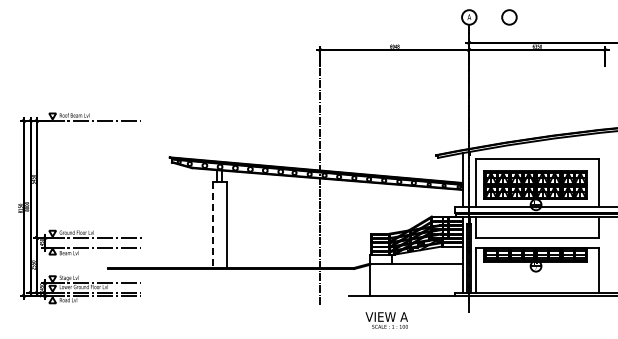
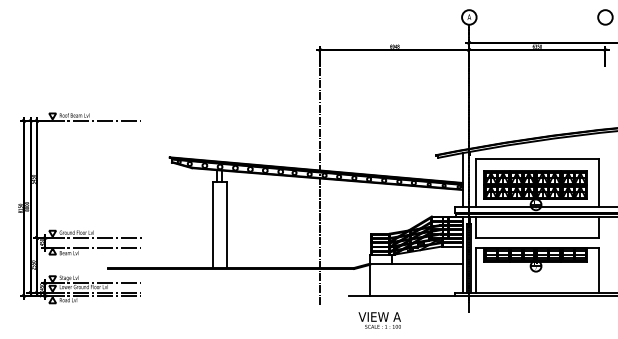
circle position: (509, 17) -> (605, 17) (605, 17)
line: dashed -> solid (212, 225)
text position: (386, 320) -> (379, 320) (379, 320)
